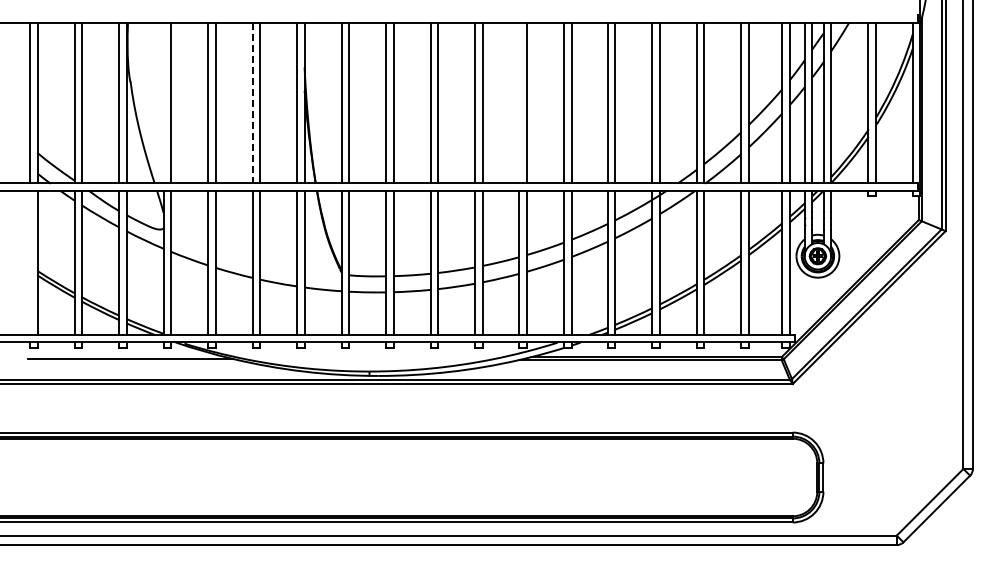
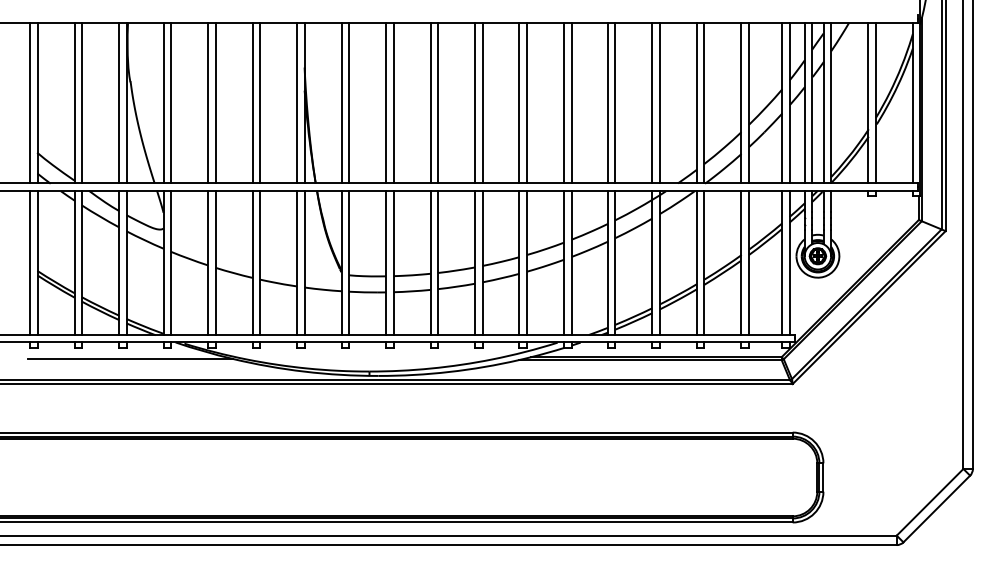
line: none -> present (163, 102)
line: none -> present (519, 102)
line: dashed -> solid (252, 103)
line: none -> present (30, 262)
